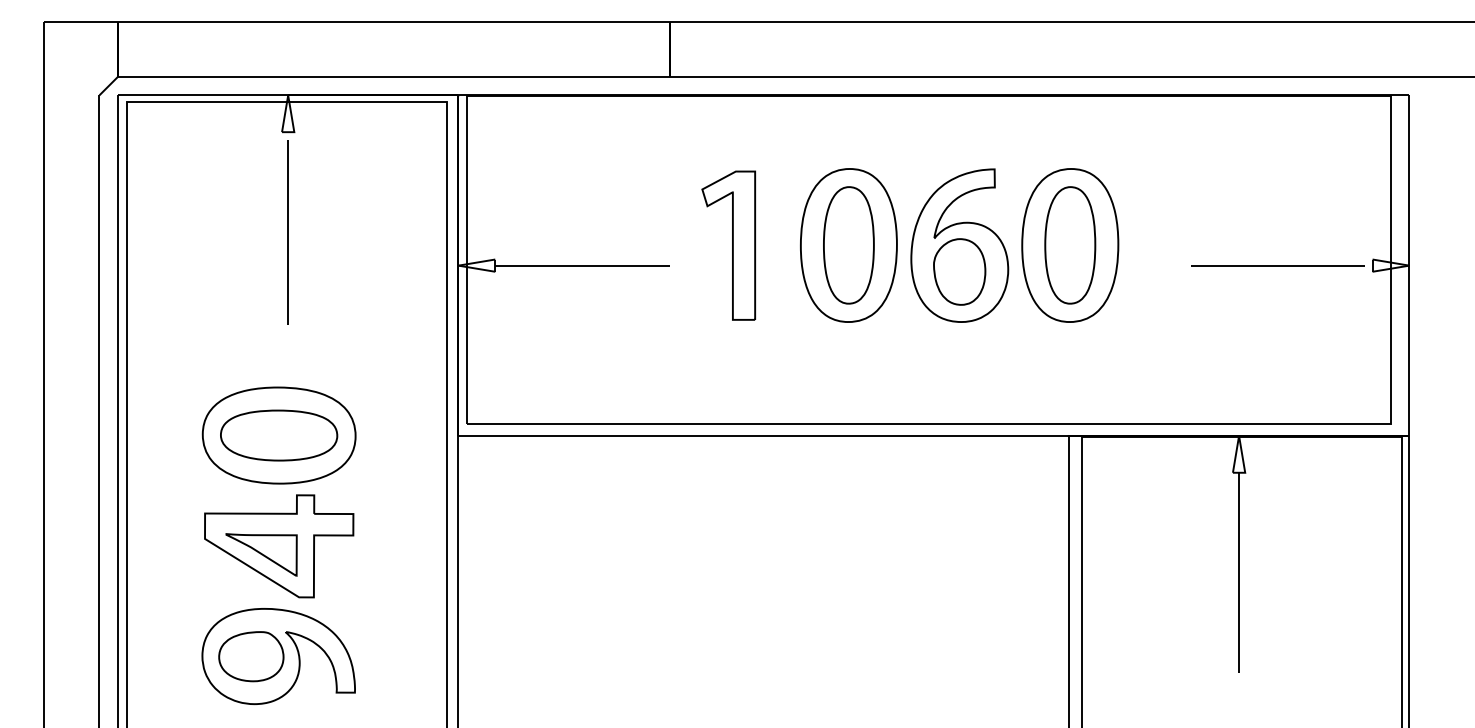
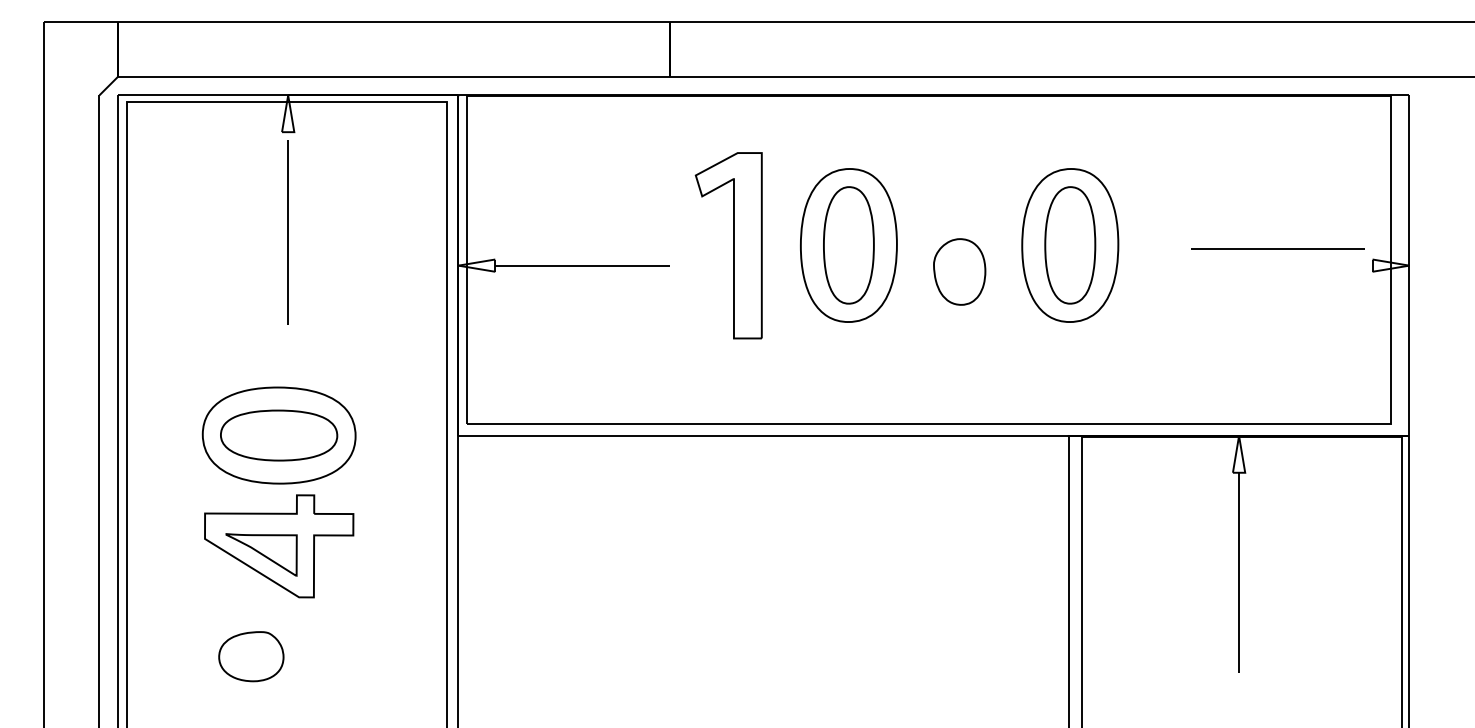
part size: 55x151 px -> 69x188 px (728, 245)
part: present -> none (959, 245)
line position: (1277, 265) -> (1277, 248) (1277, 248)
part: present -> none (278, 656)
